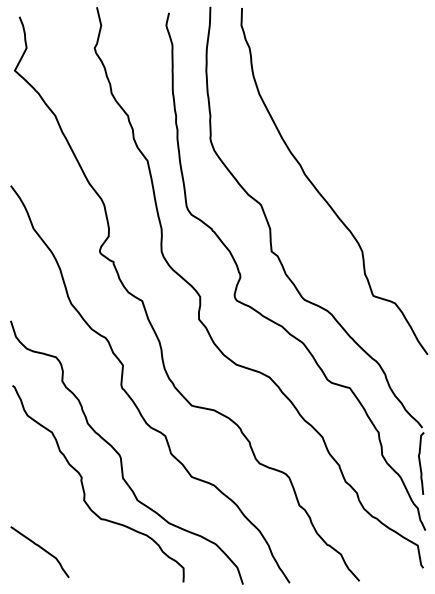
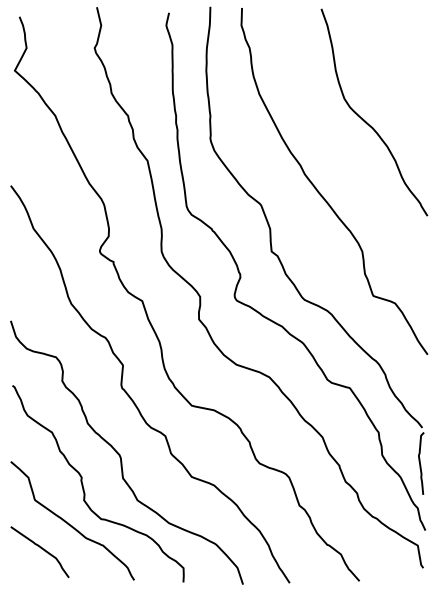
curve: none -> present (365, 120)
curve: none -> present (69, 523)
